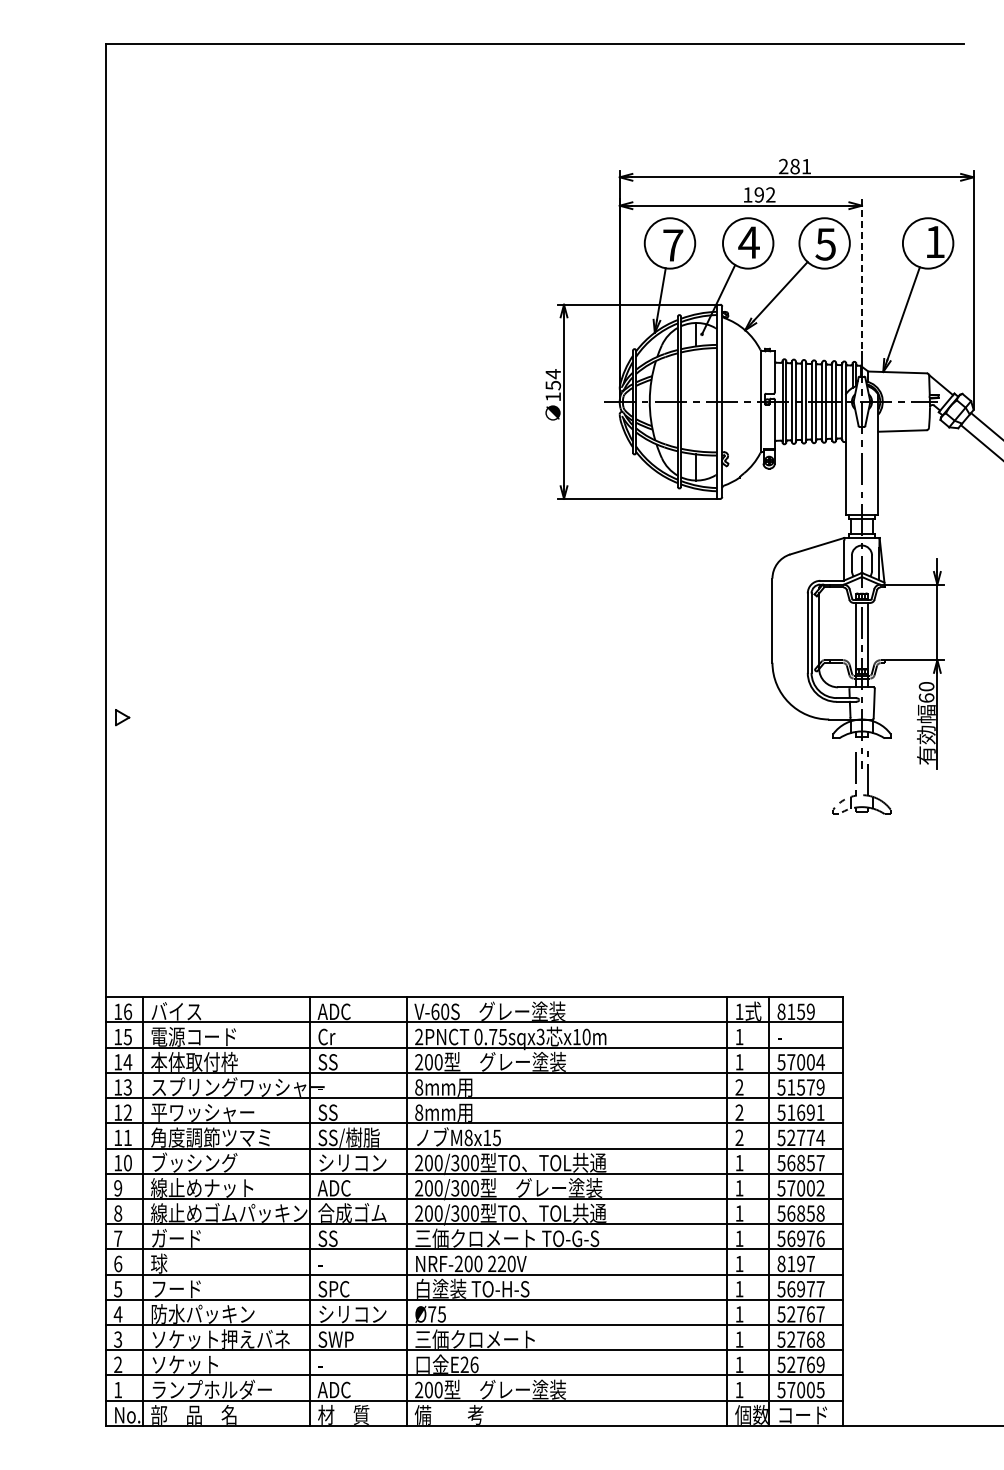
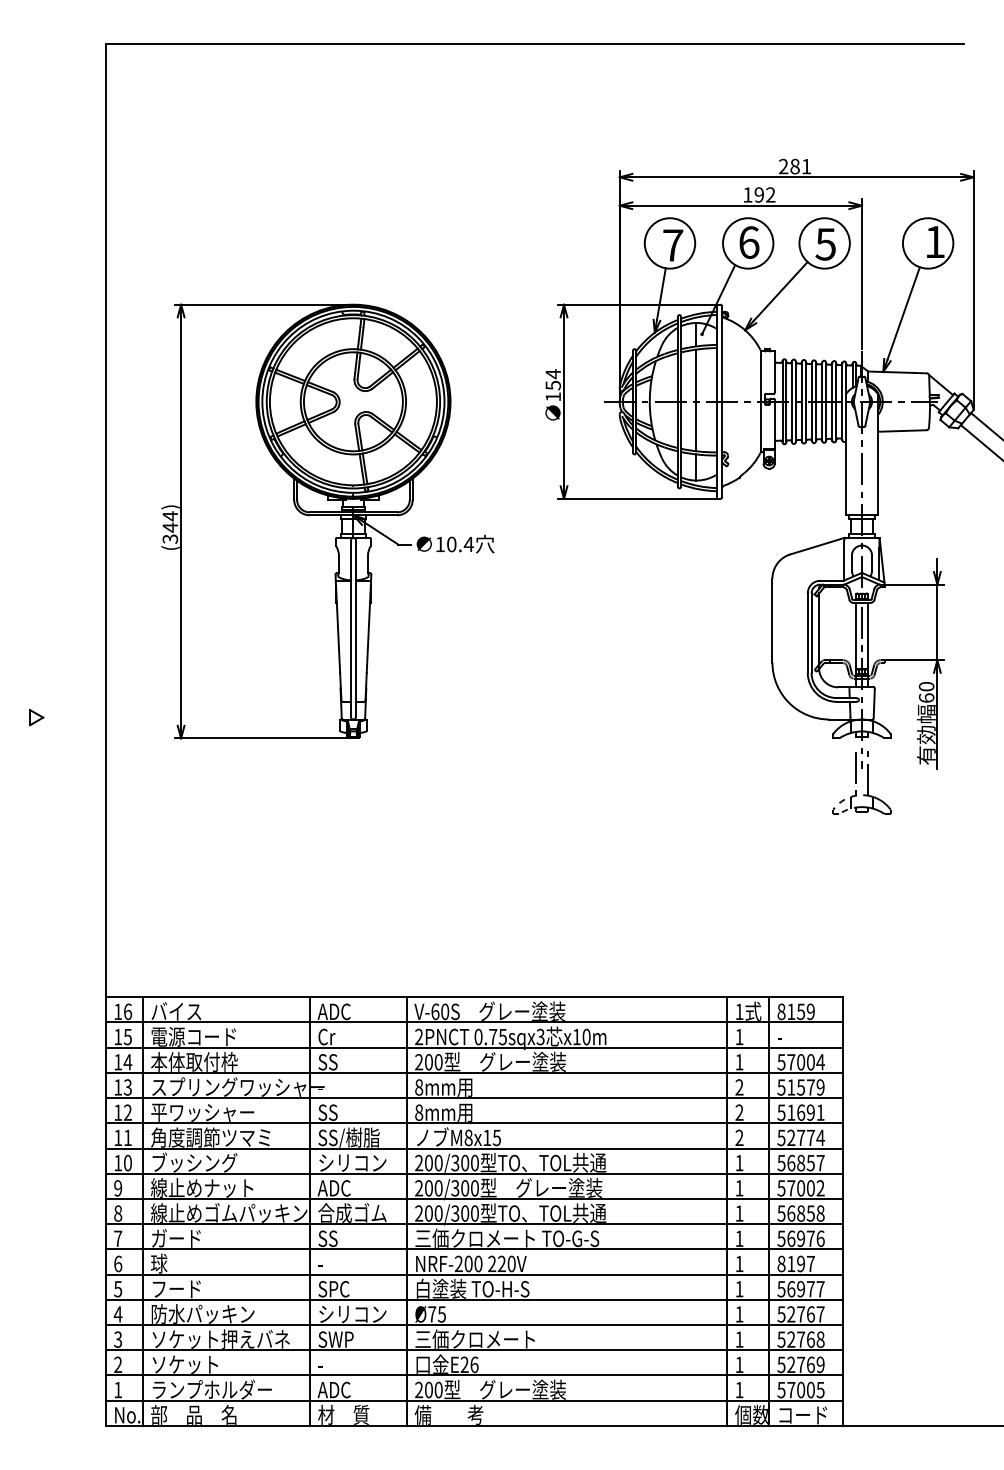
text: 4 -> 6 (748, 242)
line: dashed -> solid (861, 273)
line: none -> present (696, 400)
part: none -> present (327, 521)
part position: (122, 717) -> (36, 717) (36, 717)
